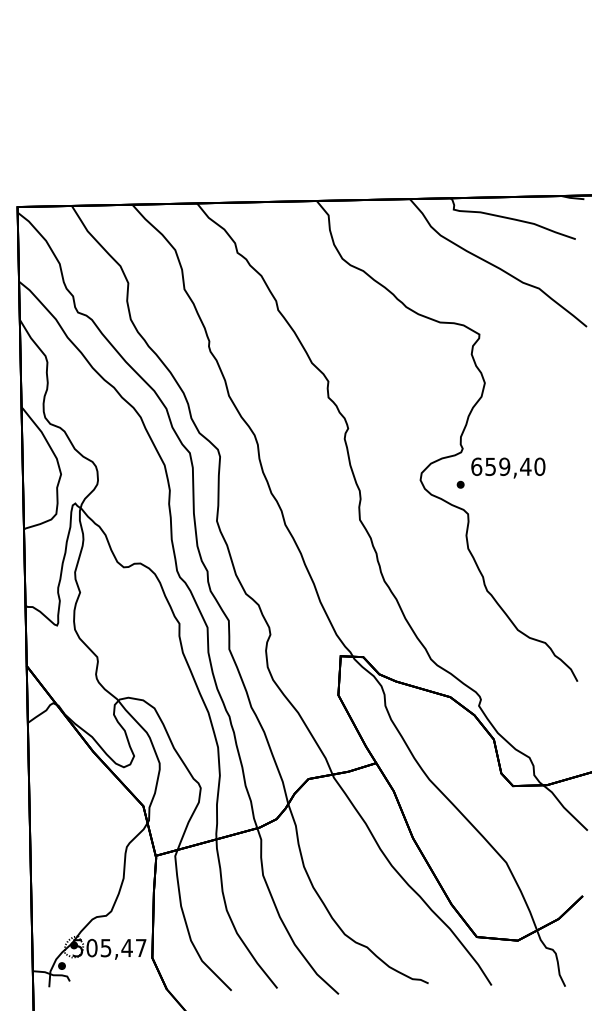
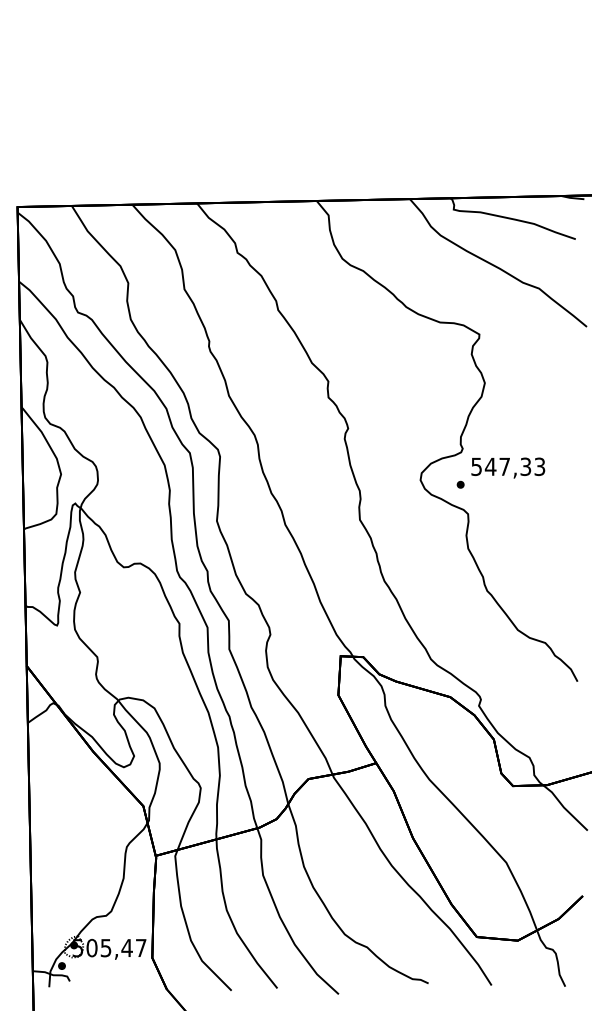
text: 659,40 -> 547,33 (508, 466)
